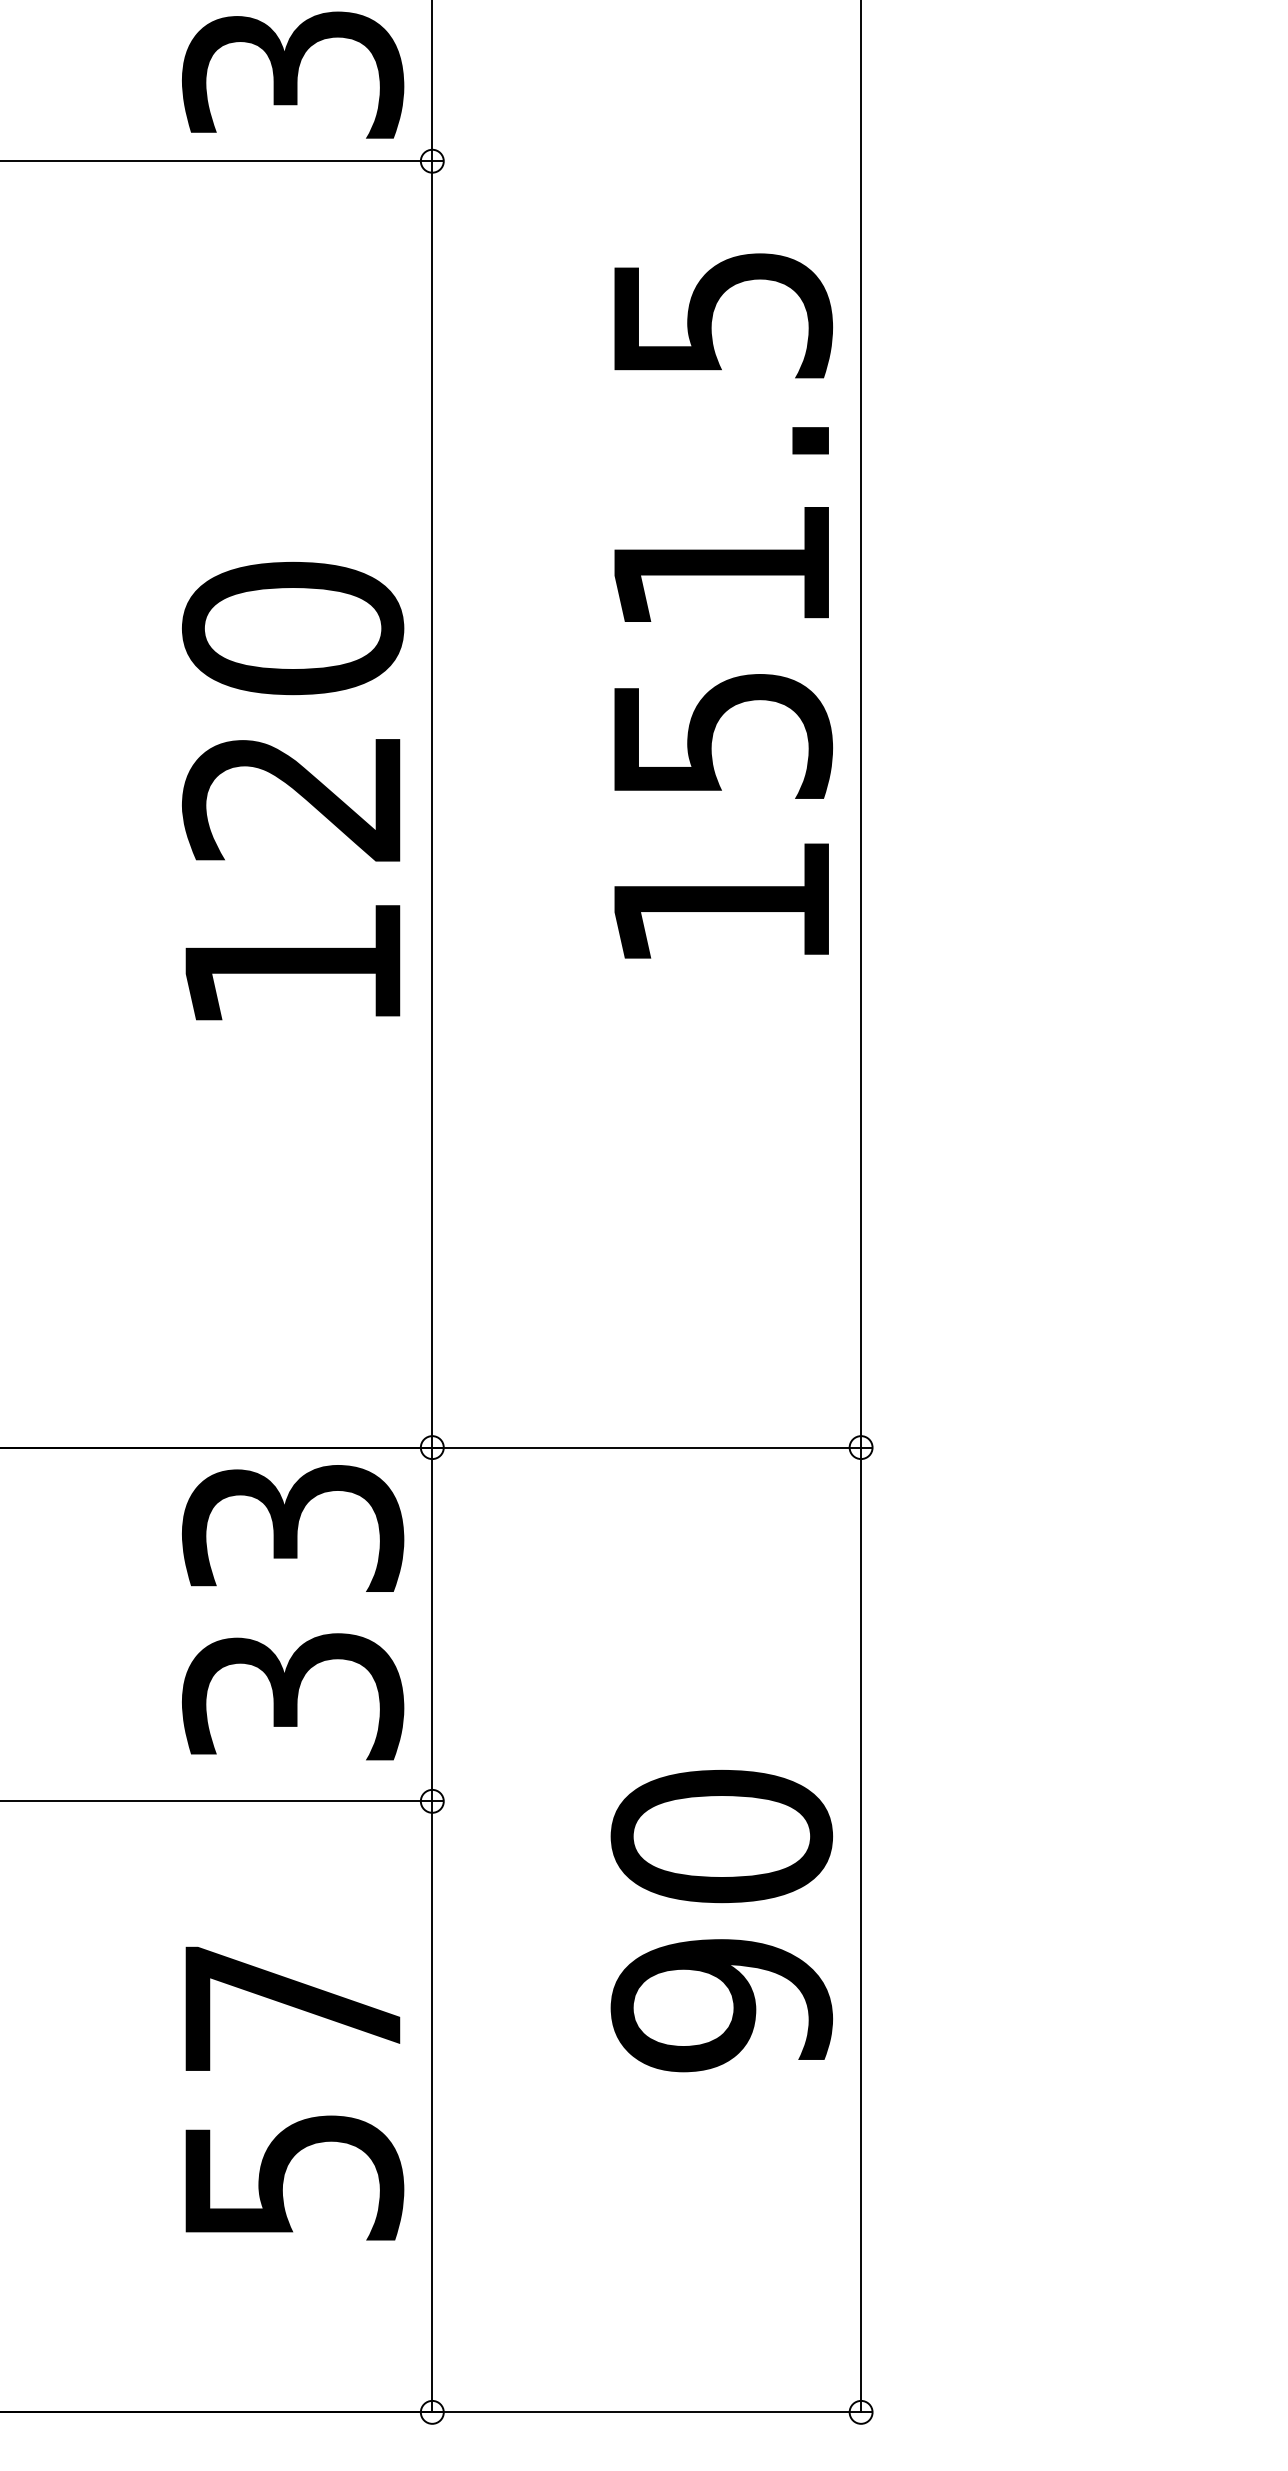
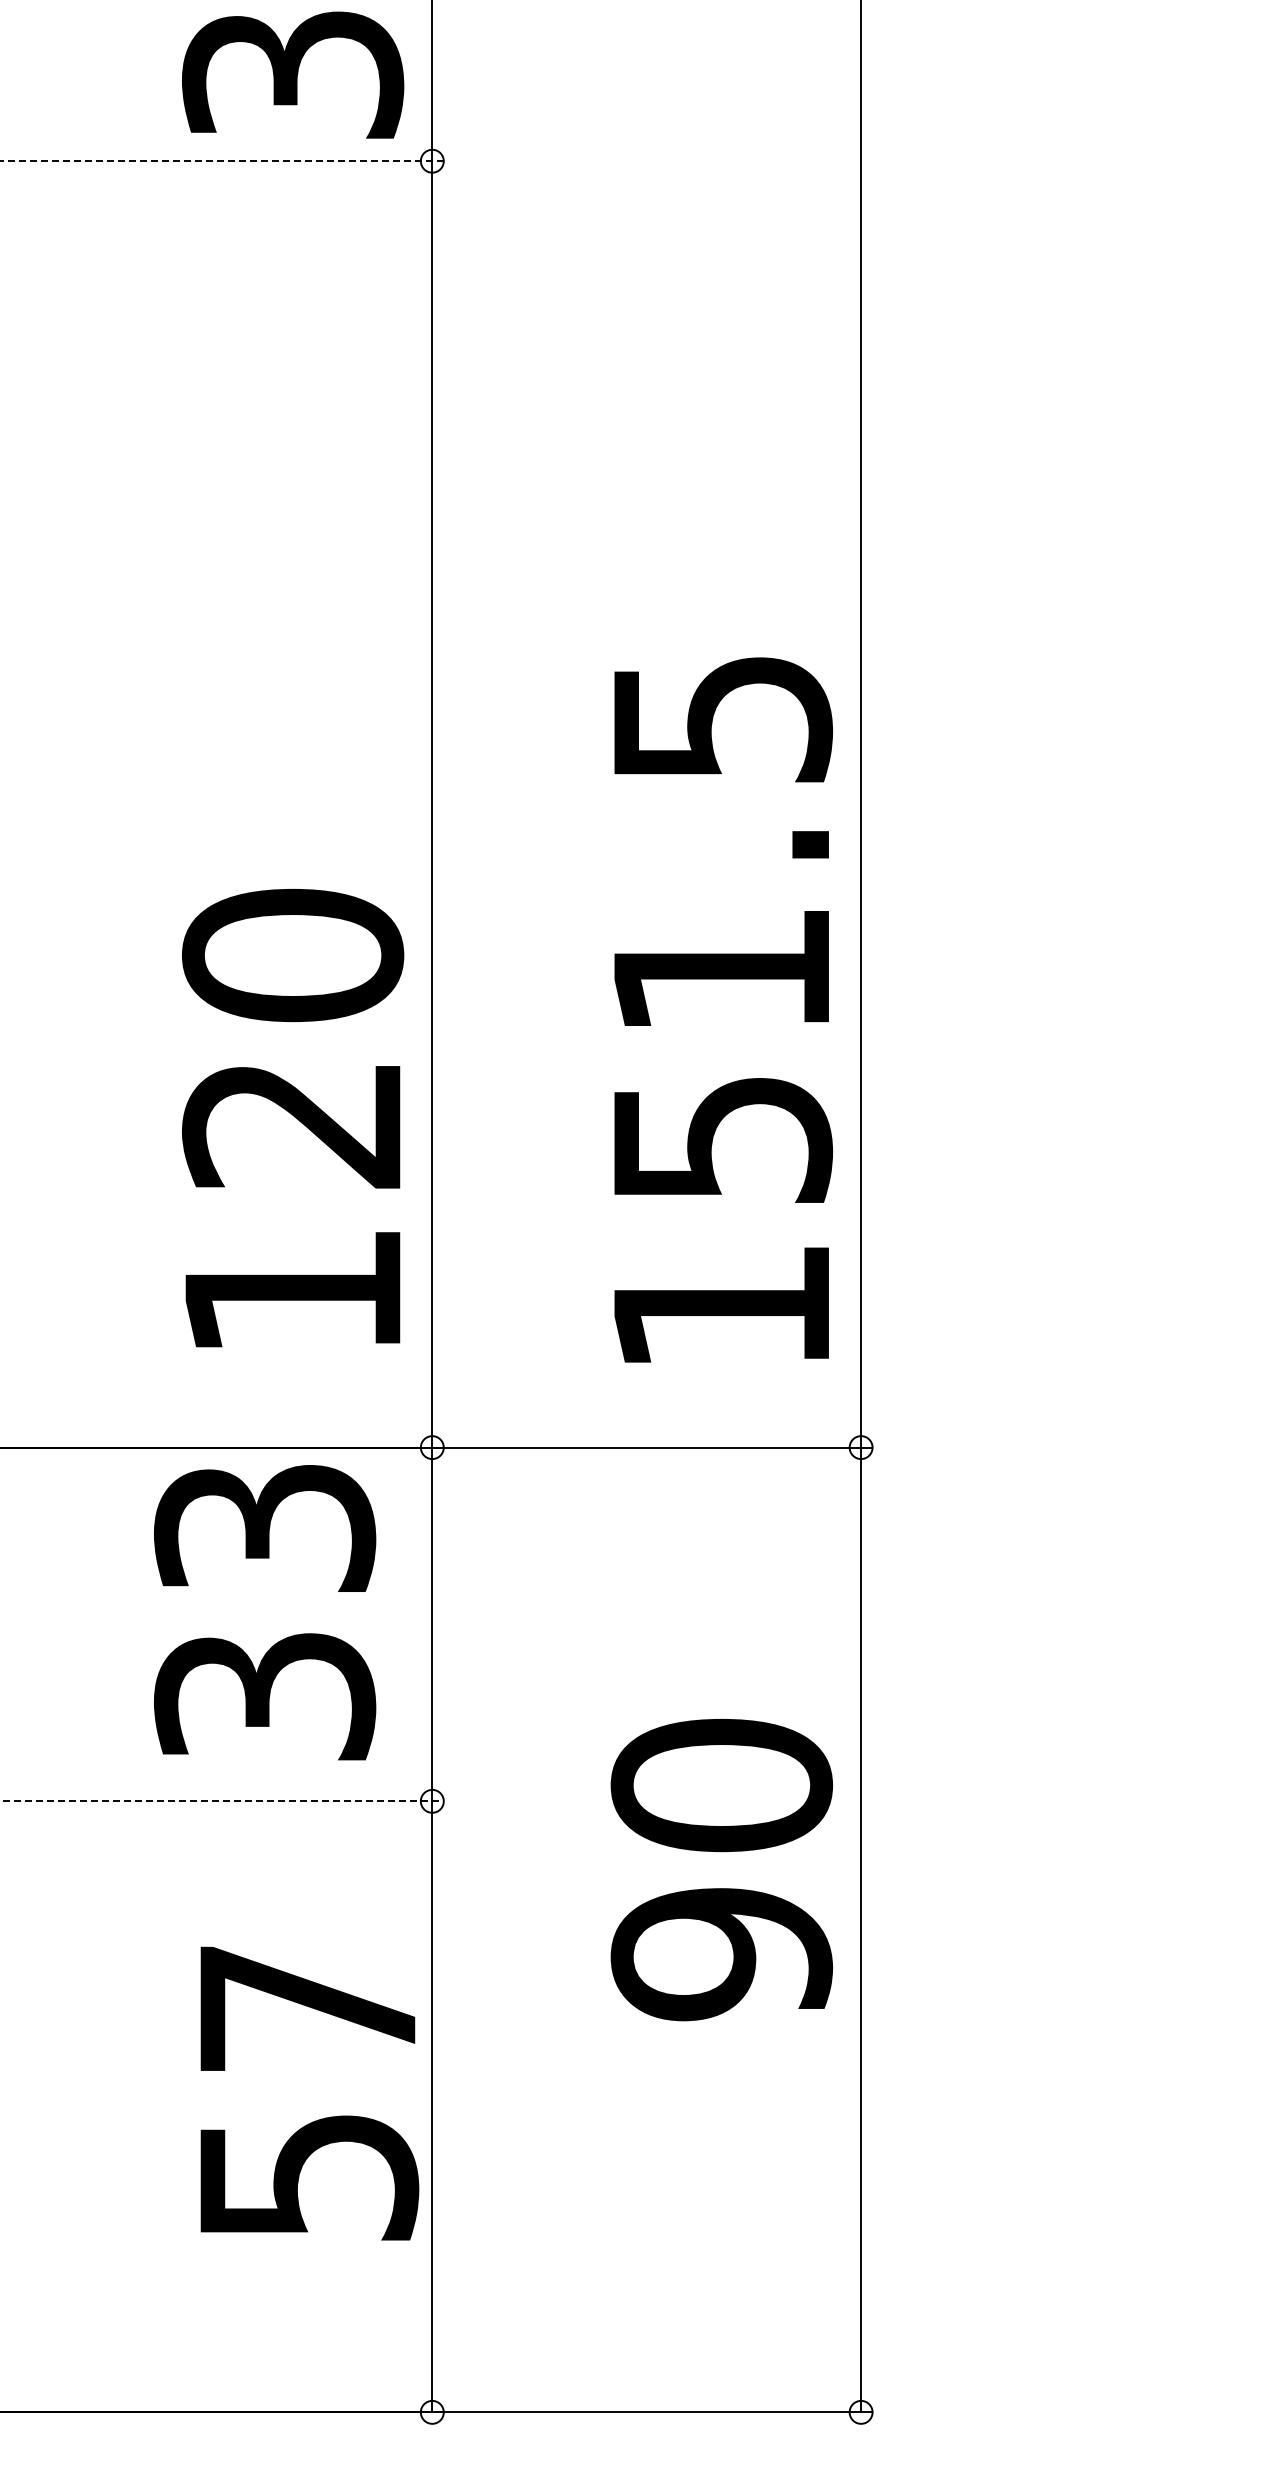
line: solid -> dashed (222, 161)
text position: (723, 605) -> (723, 1009) (723, 1009)
text position: (293, 791) -> (293, 1118) (293, 1118)
text position: (293, 1612) -> (265, 1612) (265, 1612)
line: solid -> dashed (222, 1801)
text position: (721, 1921) -> (721, 1870) (721, 1870)
text position: (294, 2093) -> (309, 2093) (309, 2093)
